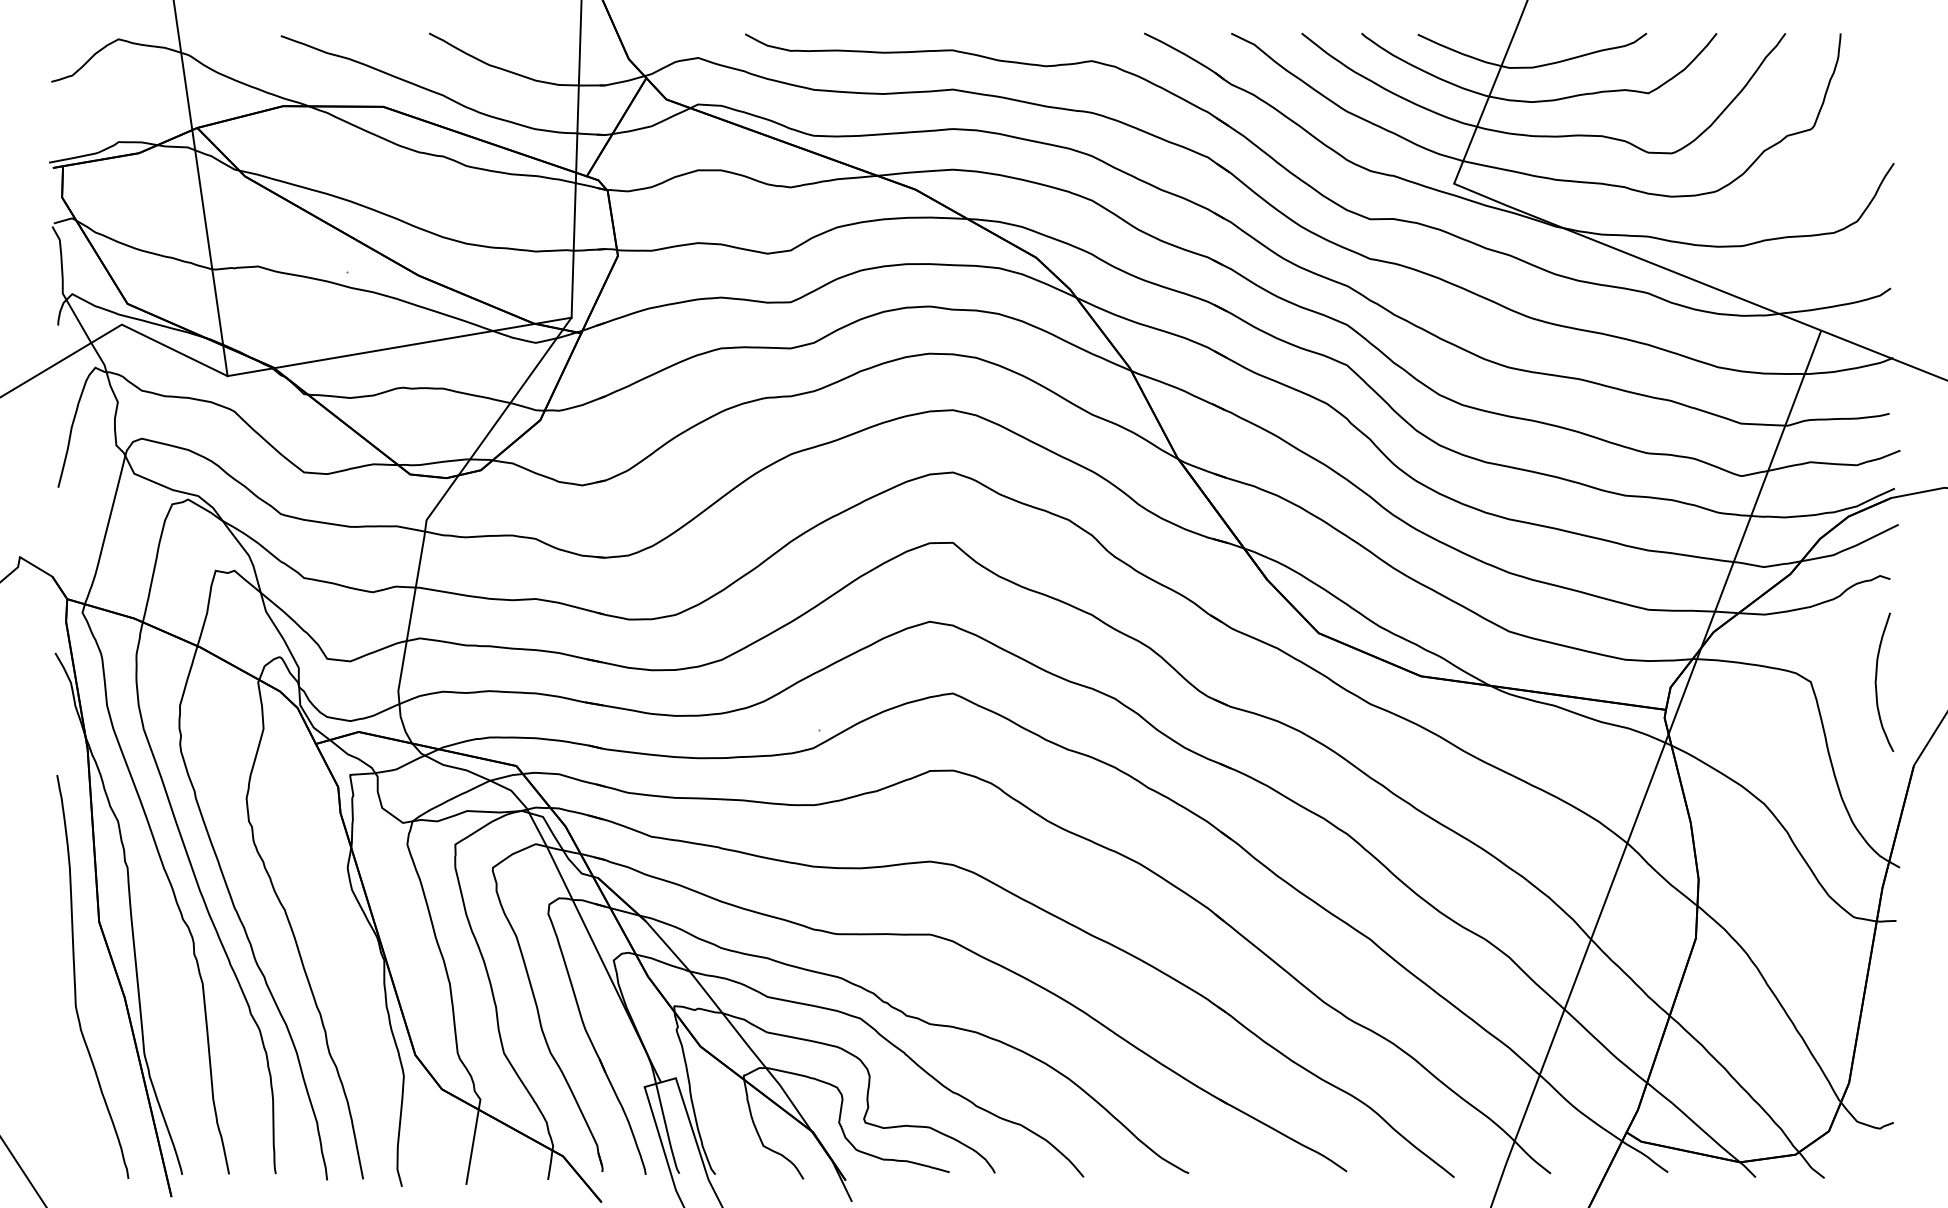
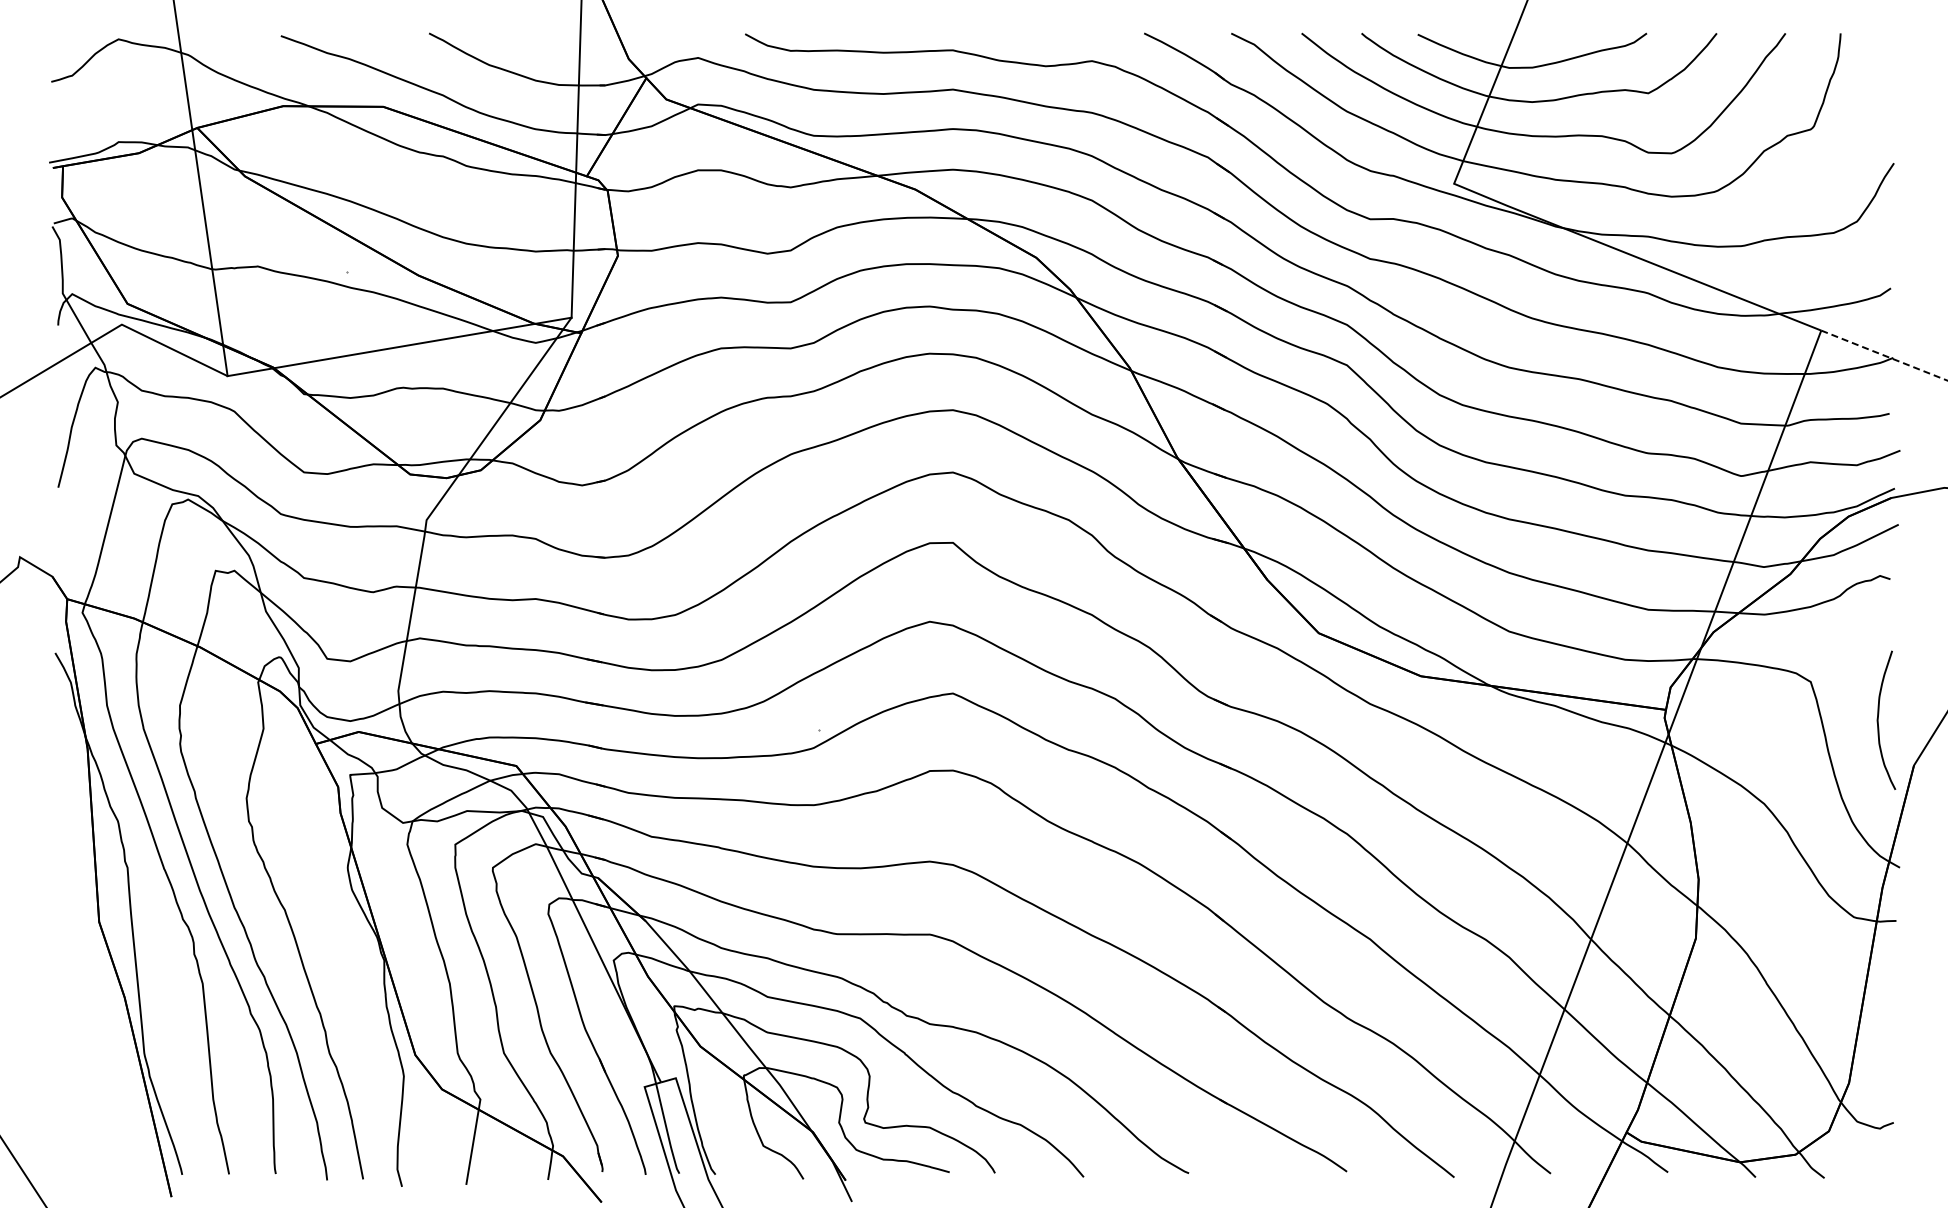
line: solid -> dashed (1884, 355)
curve position: (1876, 681) -> (1878, 719) (1878, 719)
curve: present -> none (75, 976)
